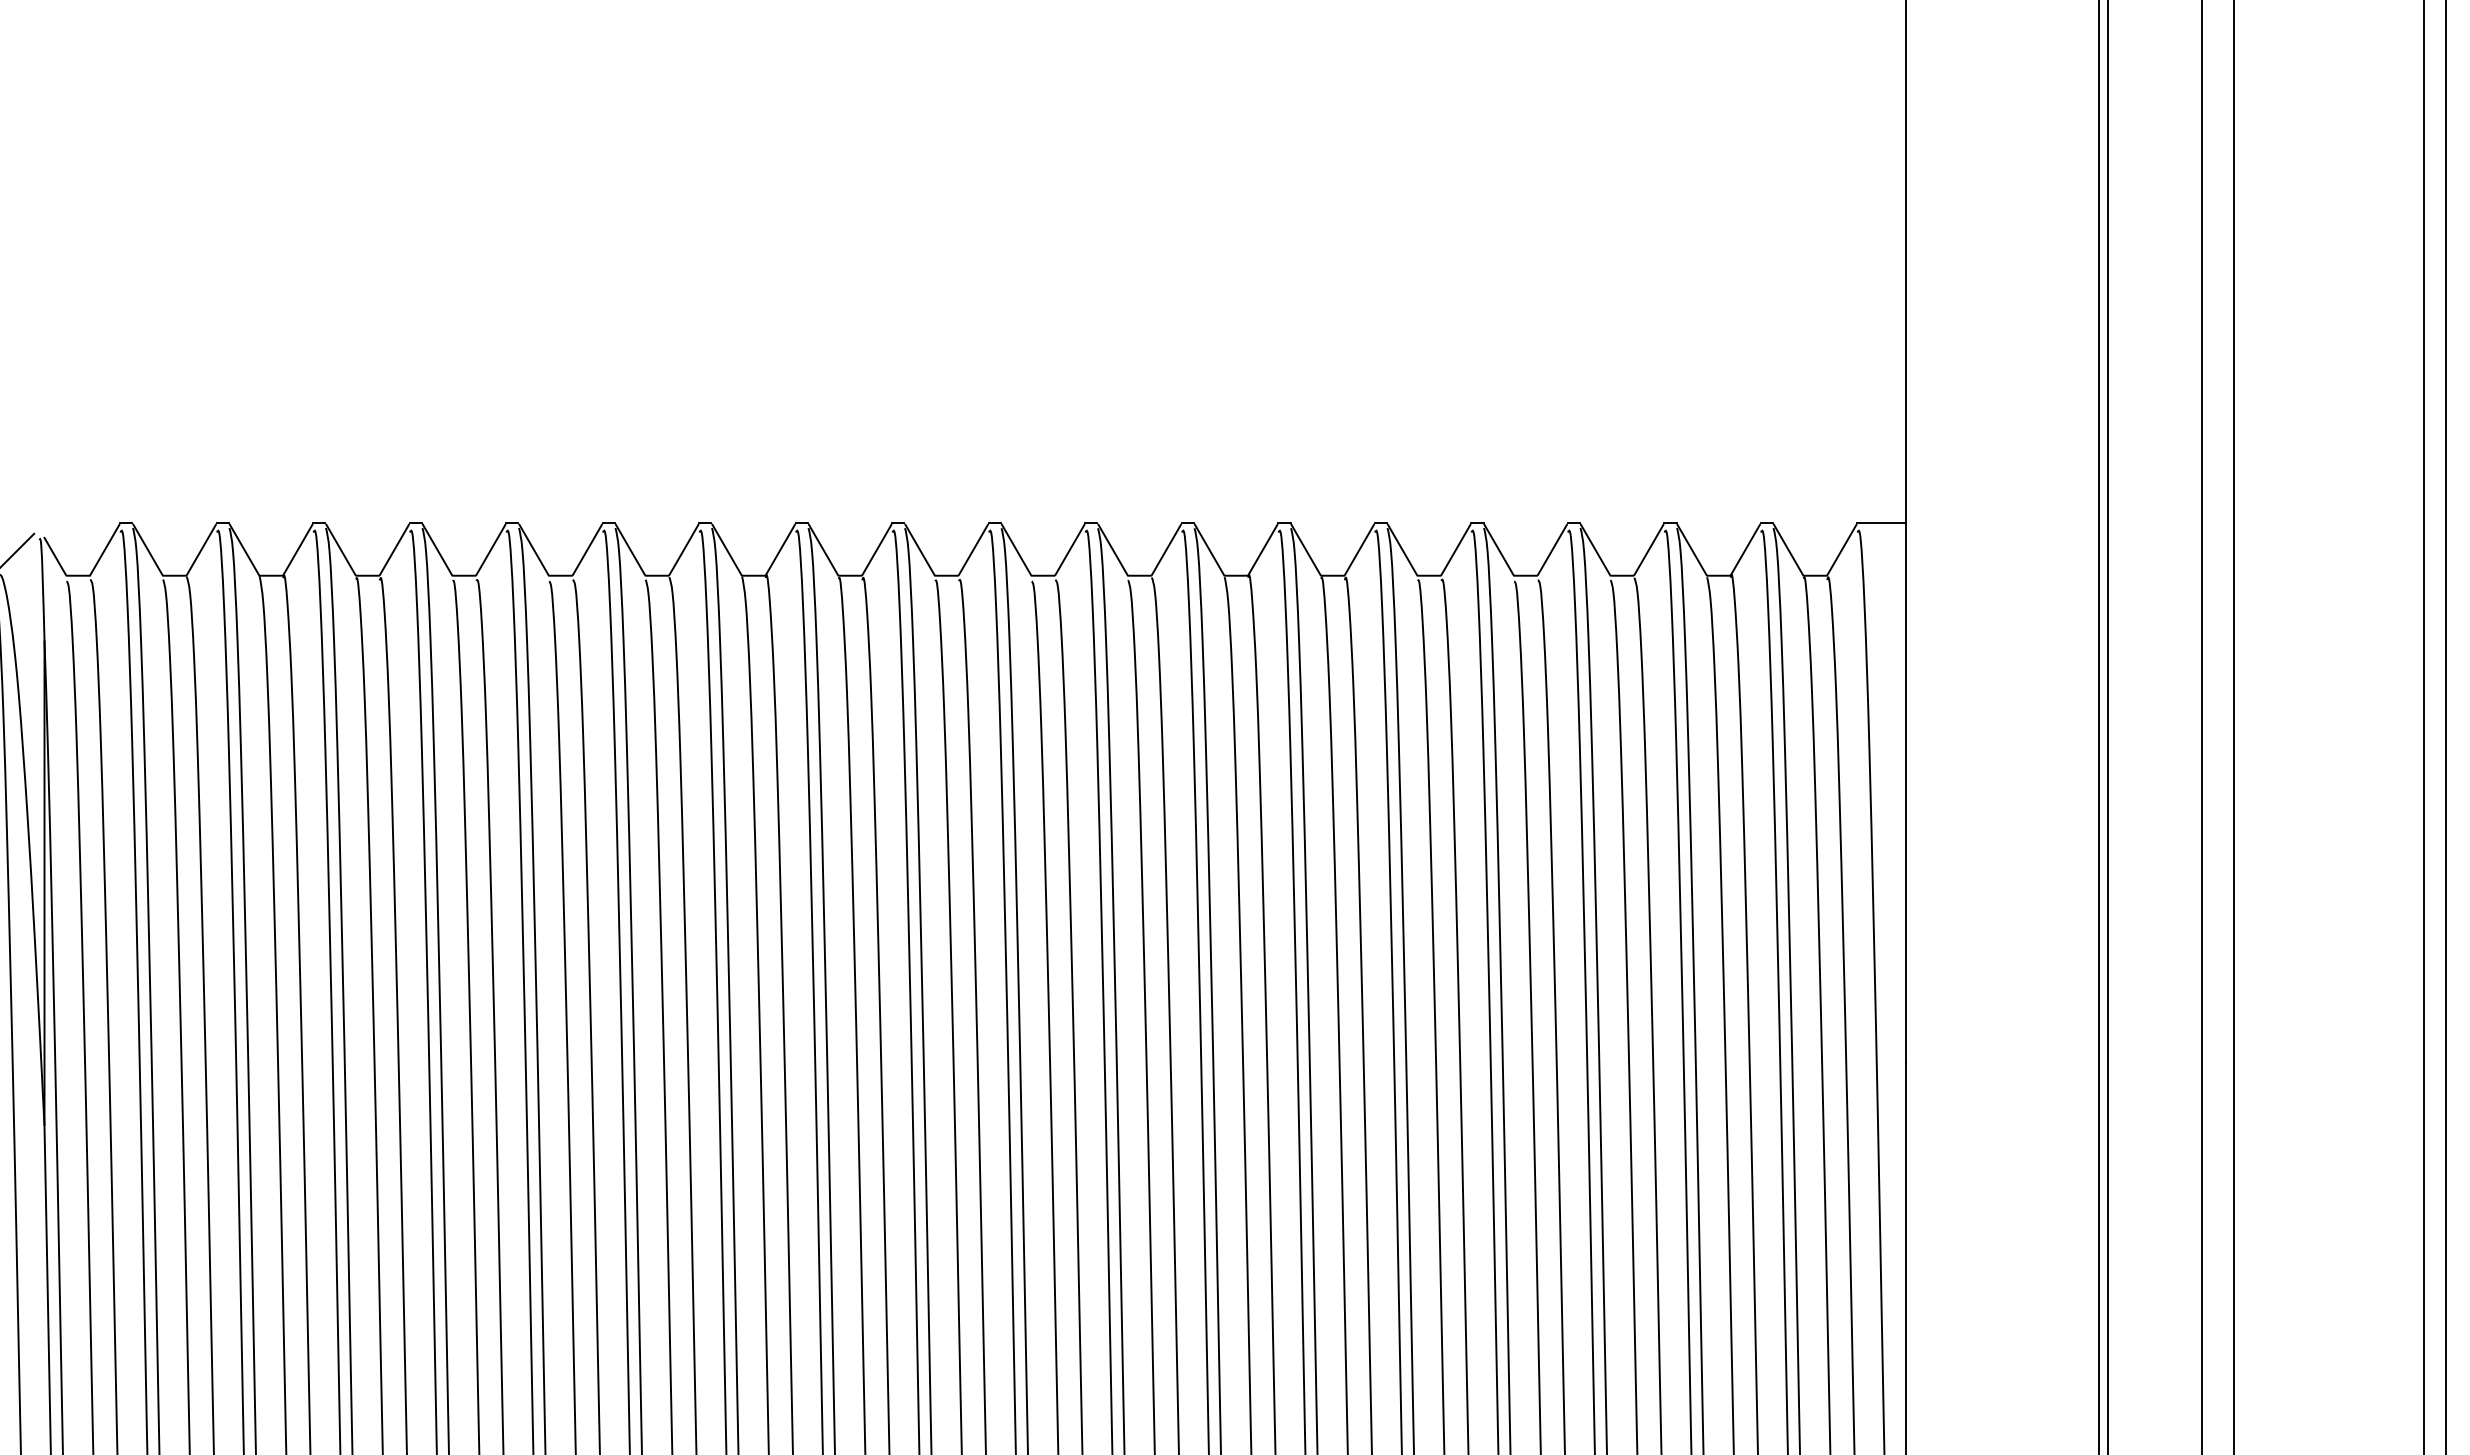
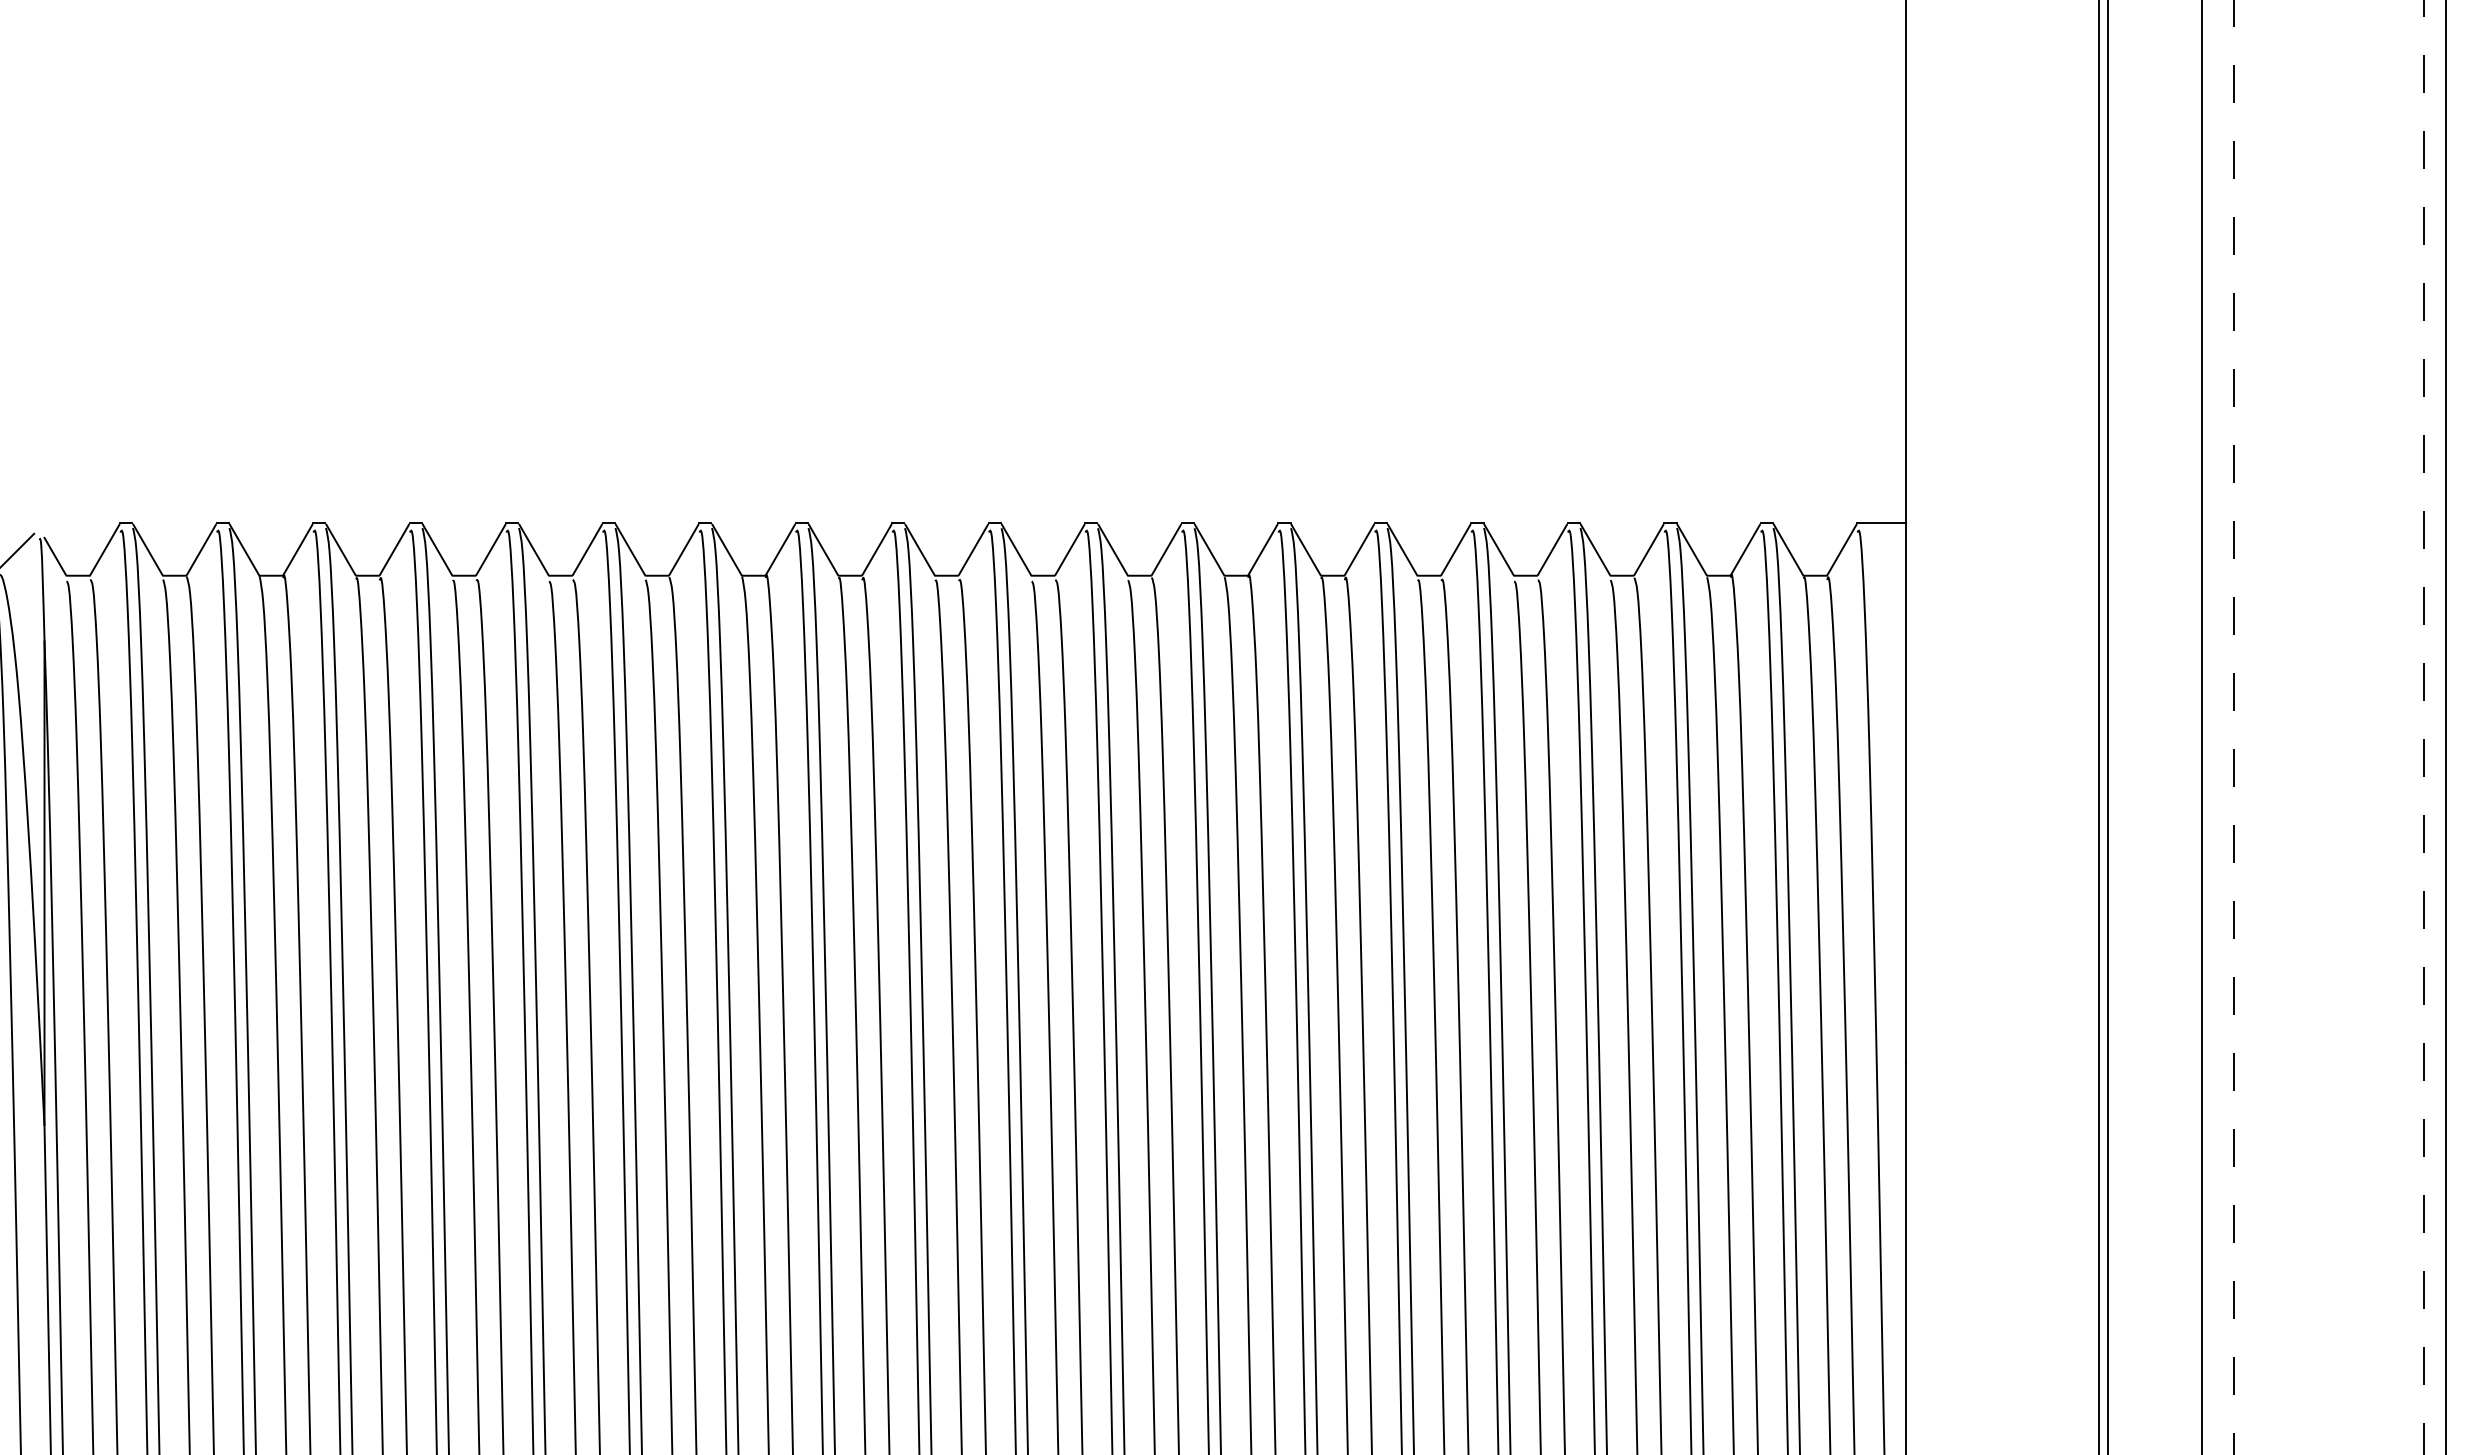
line: solid -> dashed (2234, 727)
line: solid -> dashed (2424, 727)
